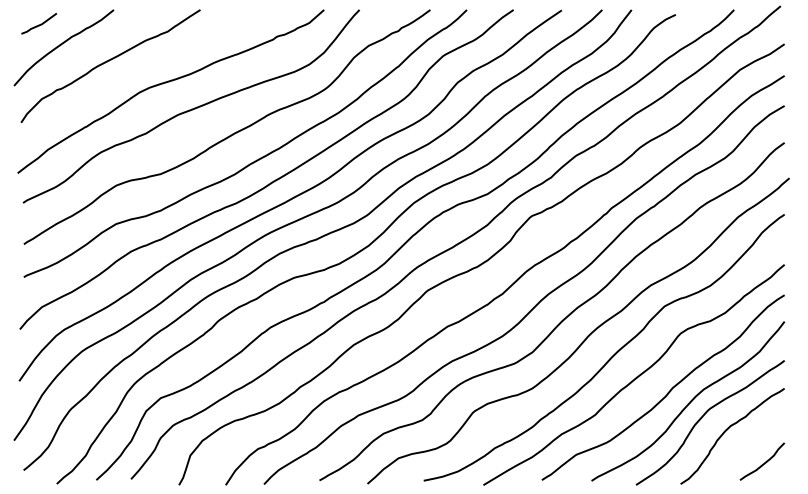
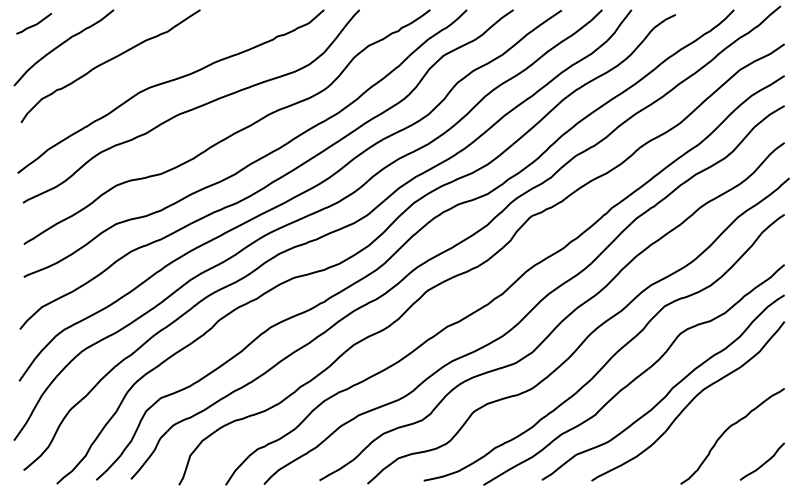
line position: (40, 23) -> (35, 23) (35, 23)
curve: present -> none (702, 418)
